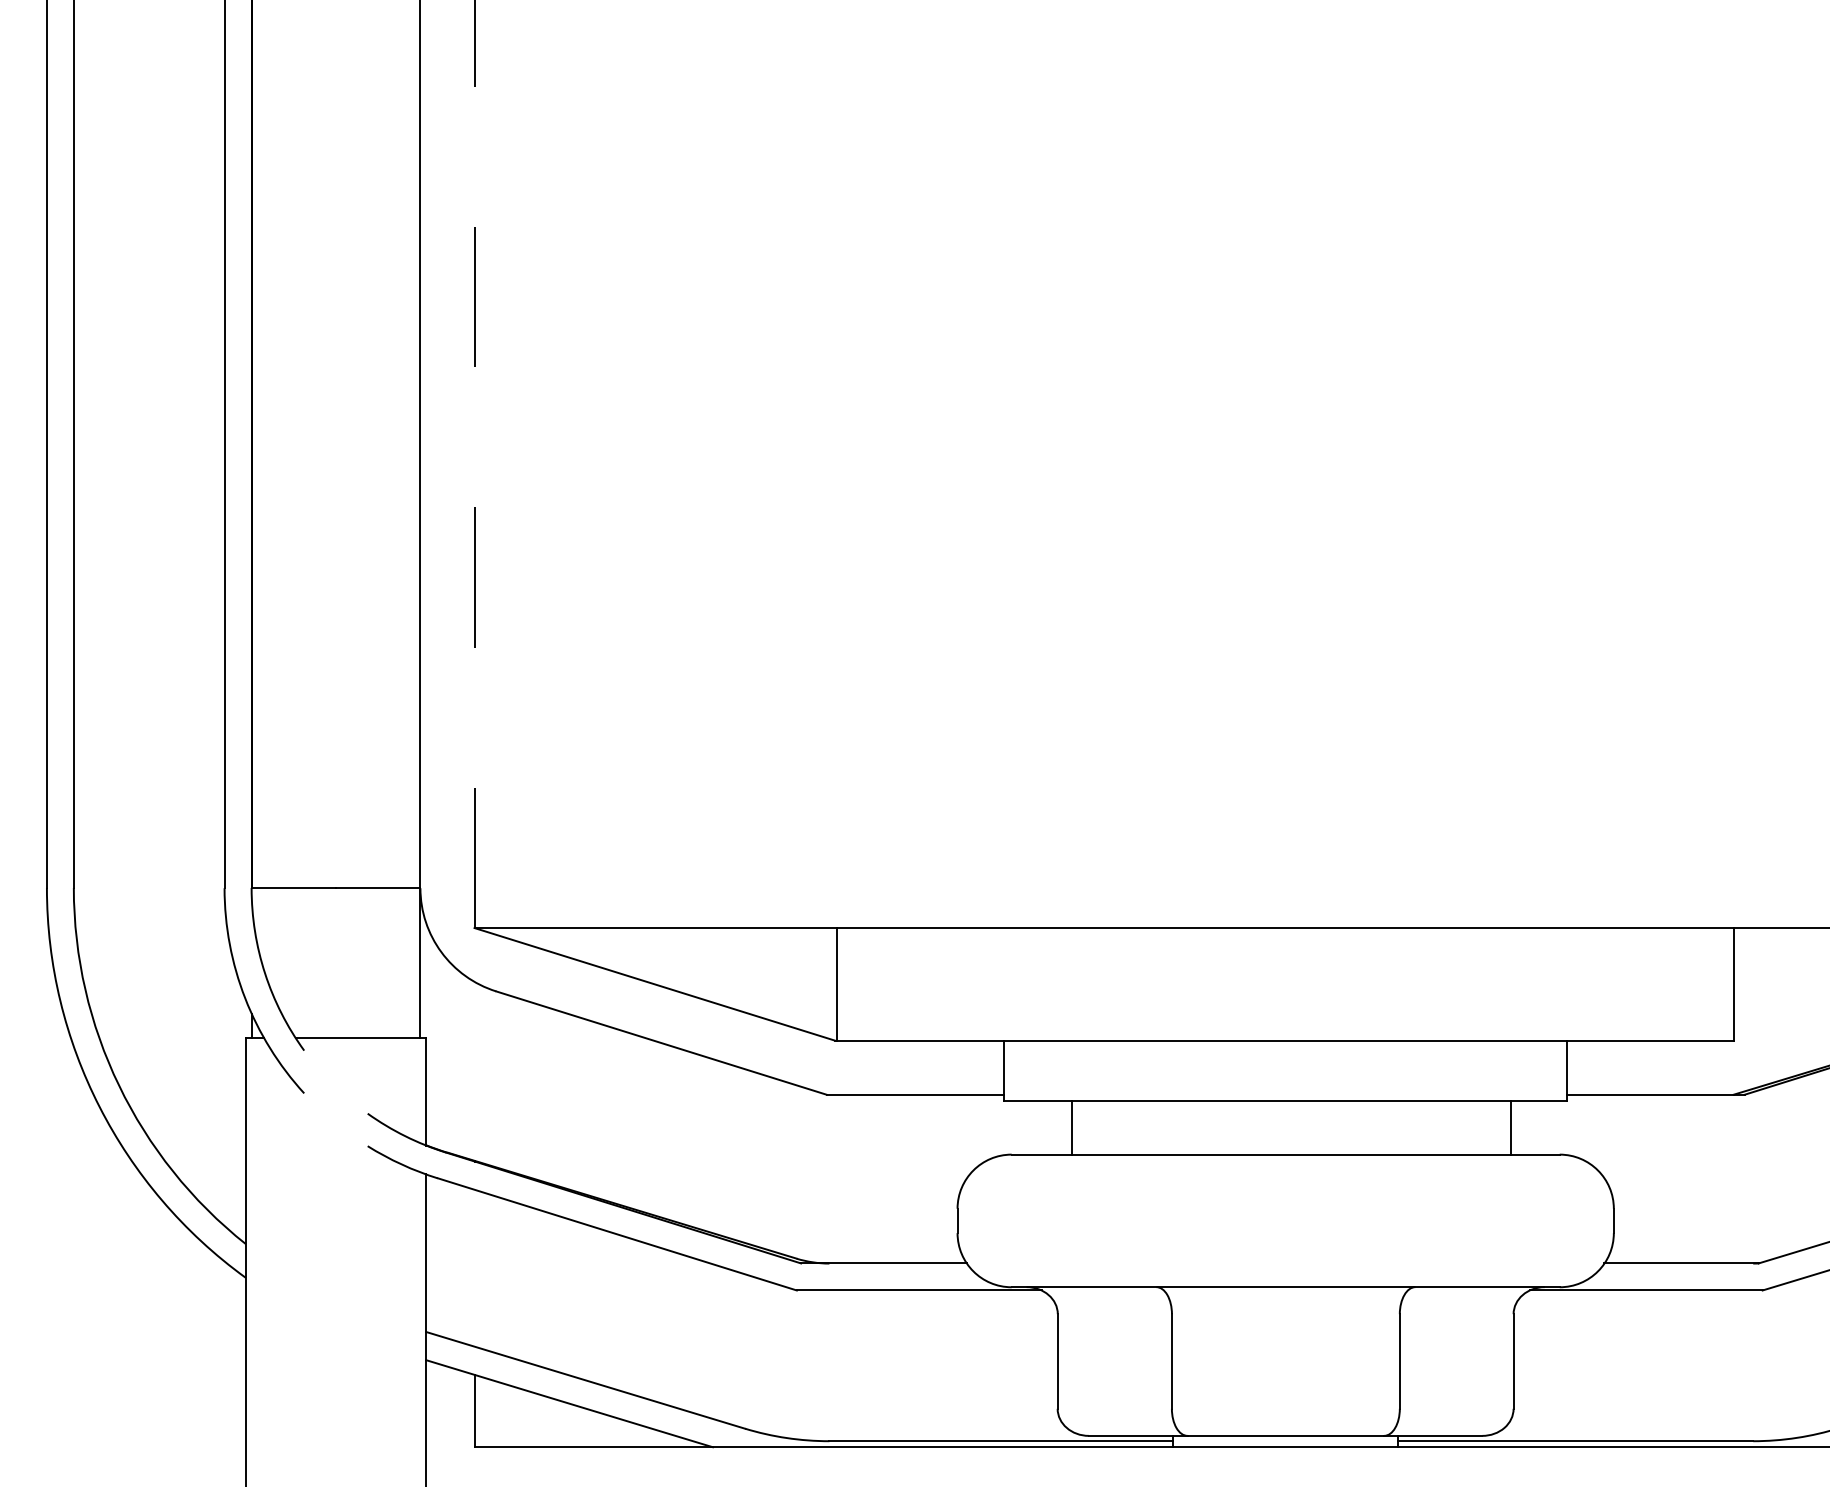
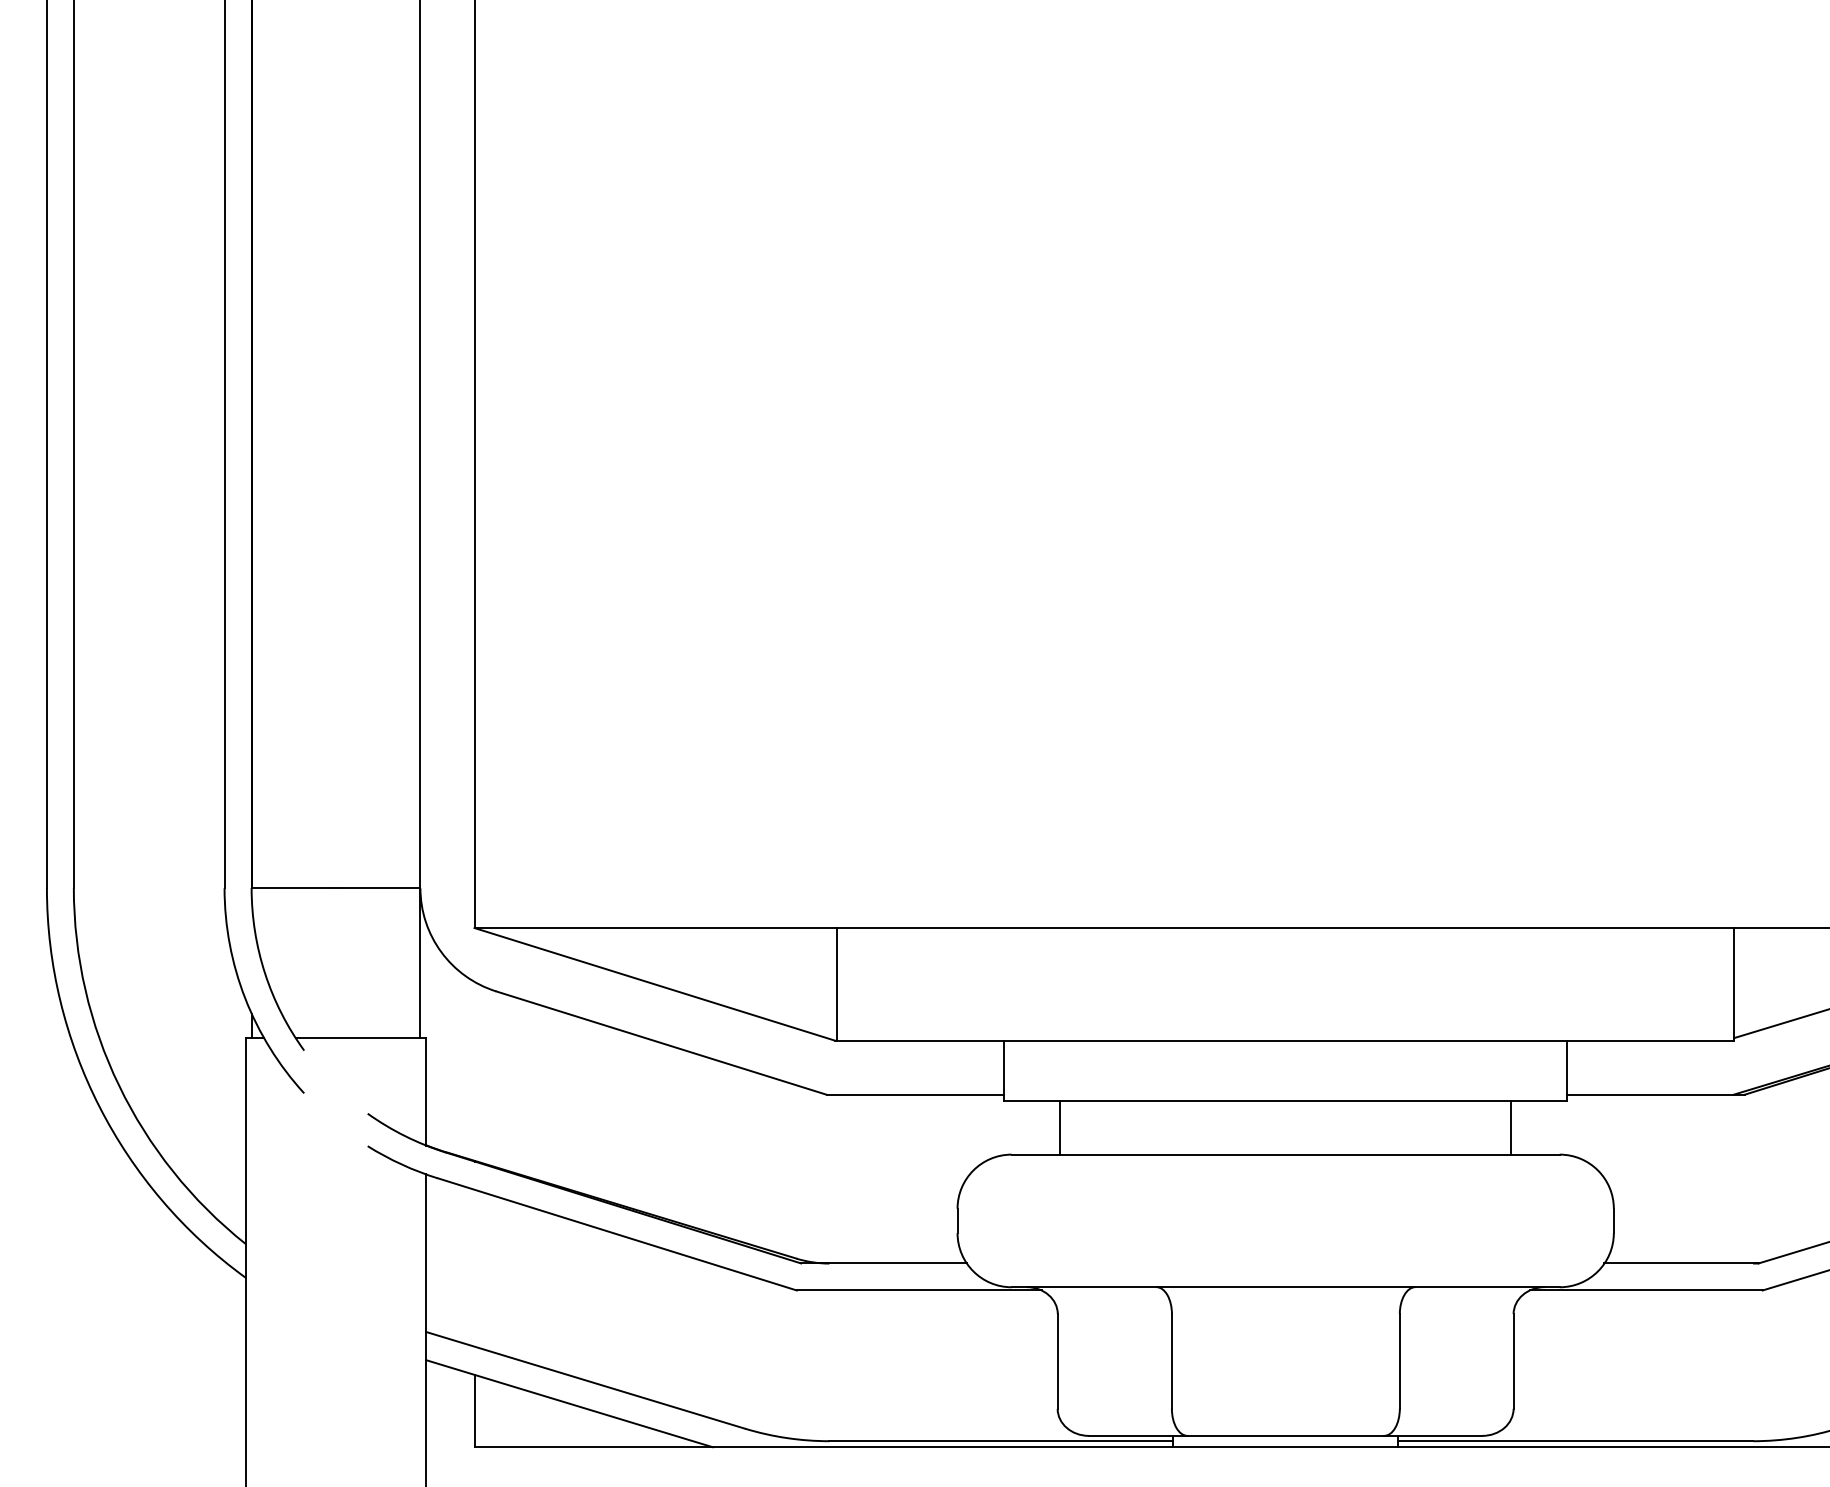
line: dashed -> solid (474, 464)
line: none -> present (1780, 1023)
line position: (1072, 1127) -> (1060, 1127) (1060, 1127)
